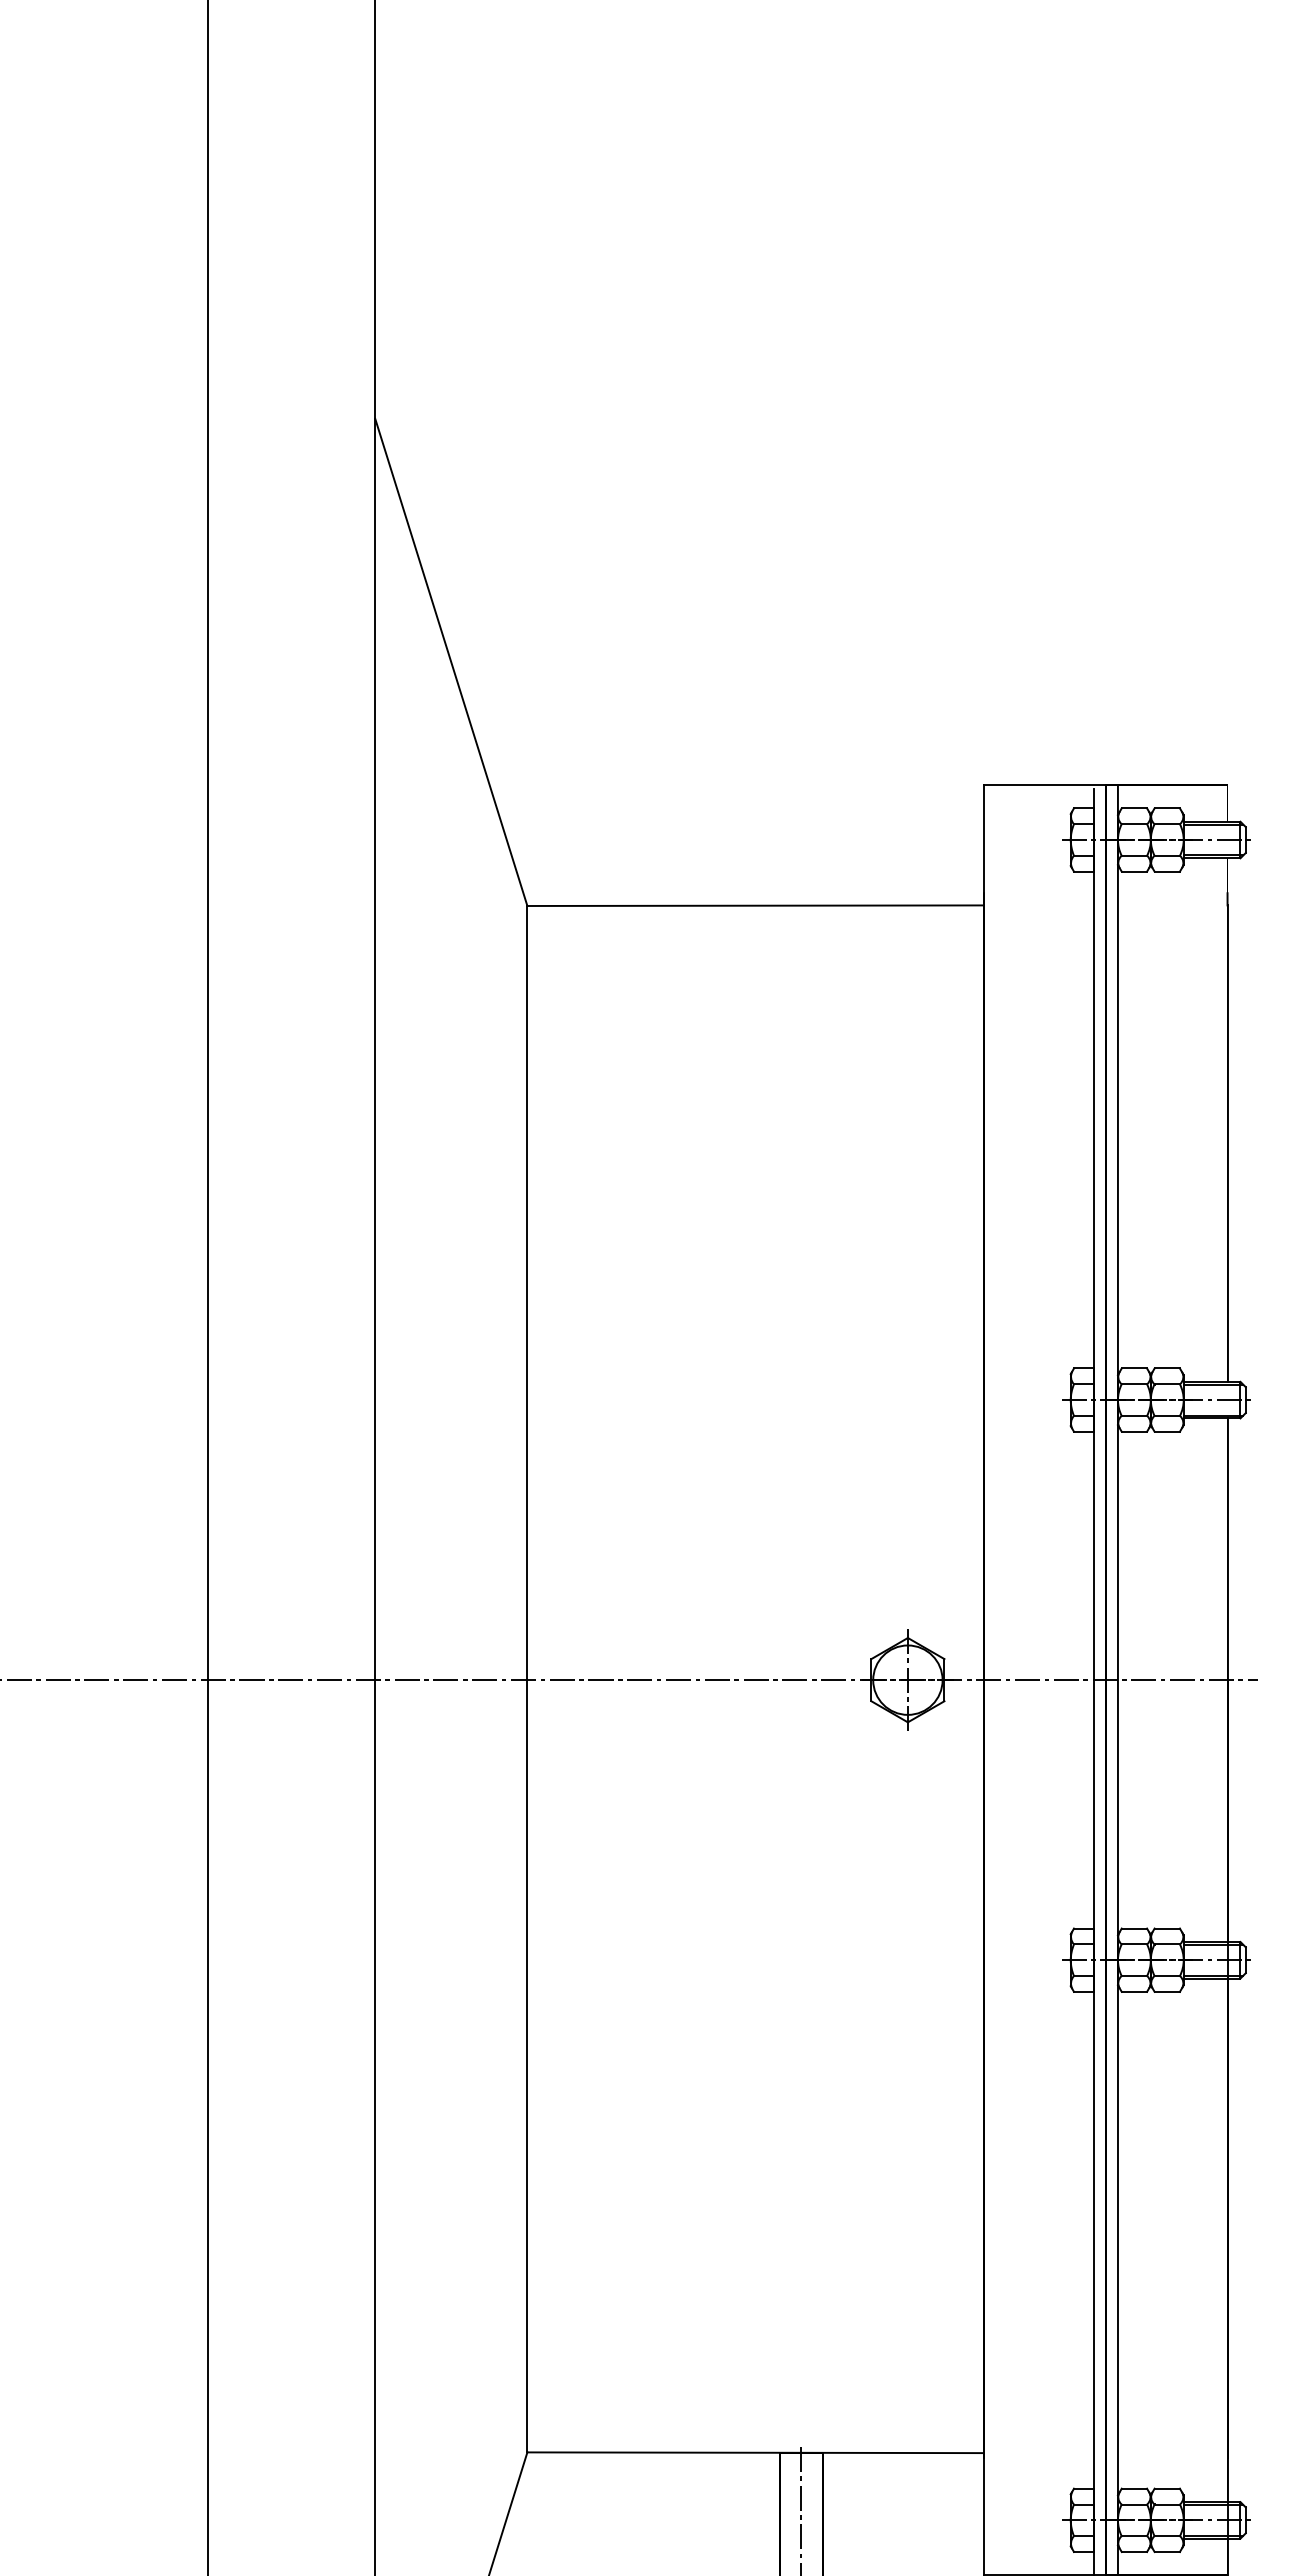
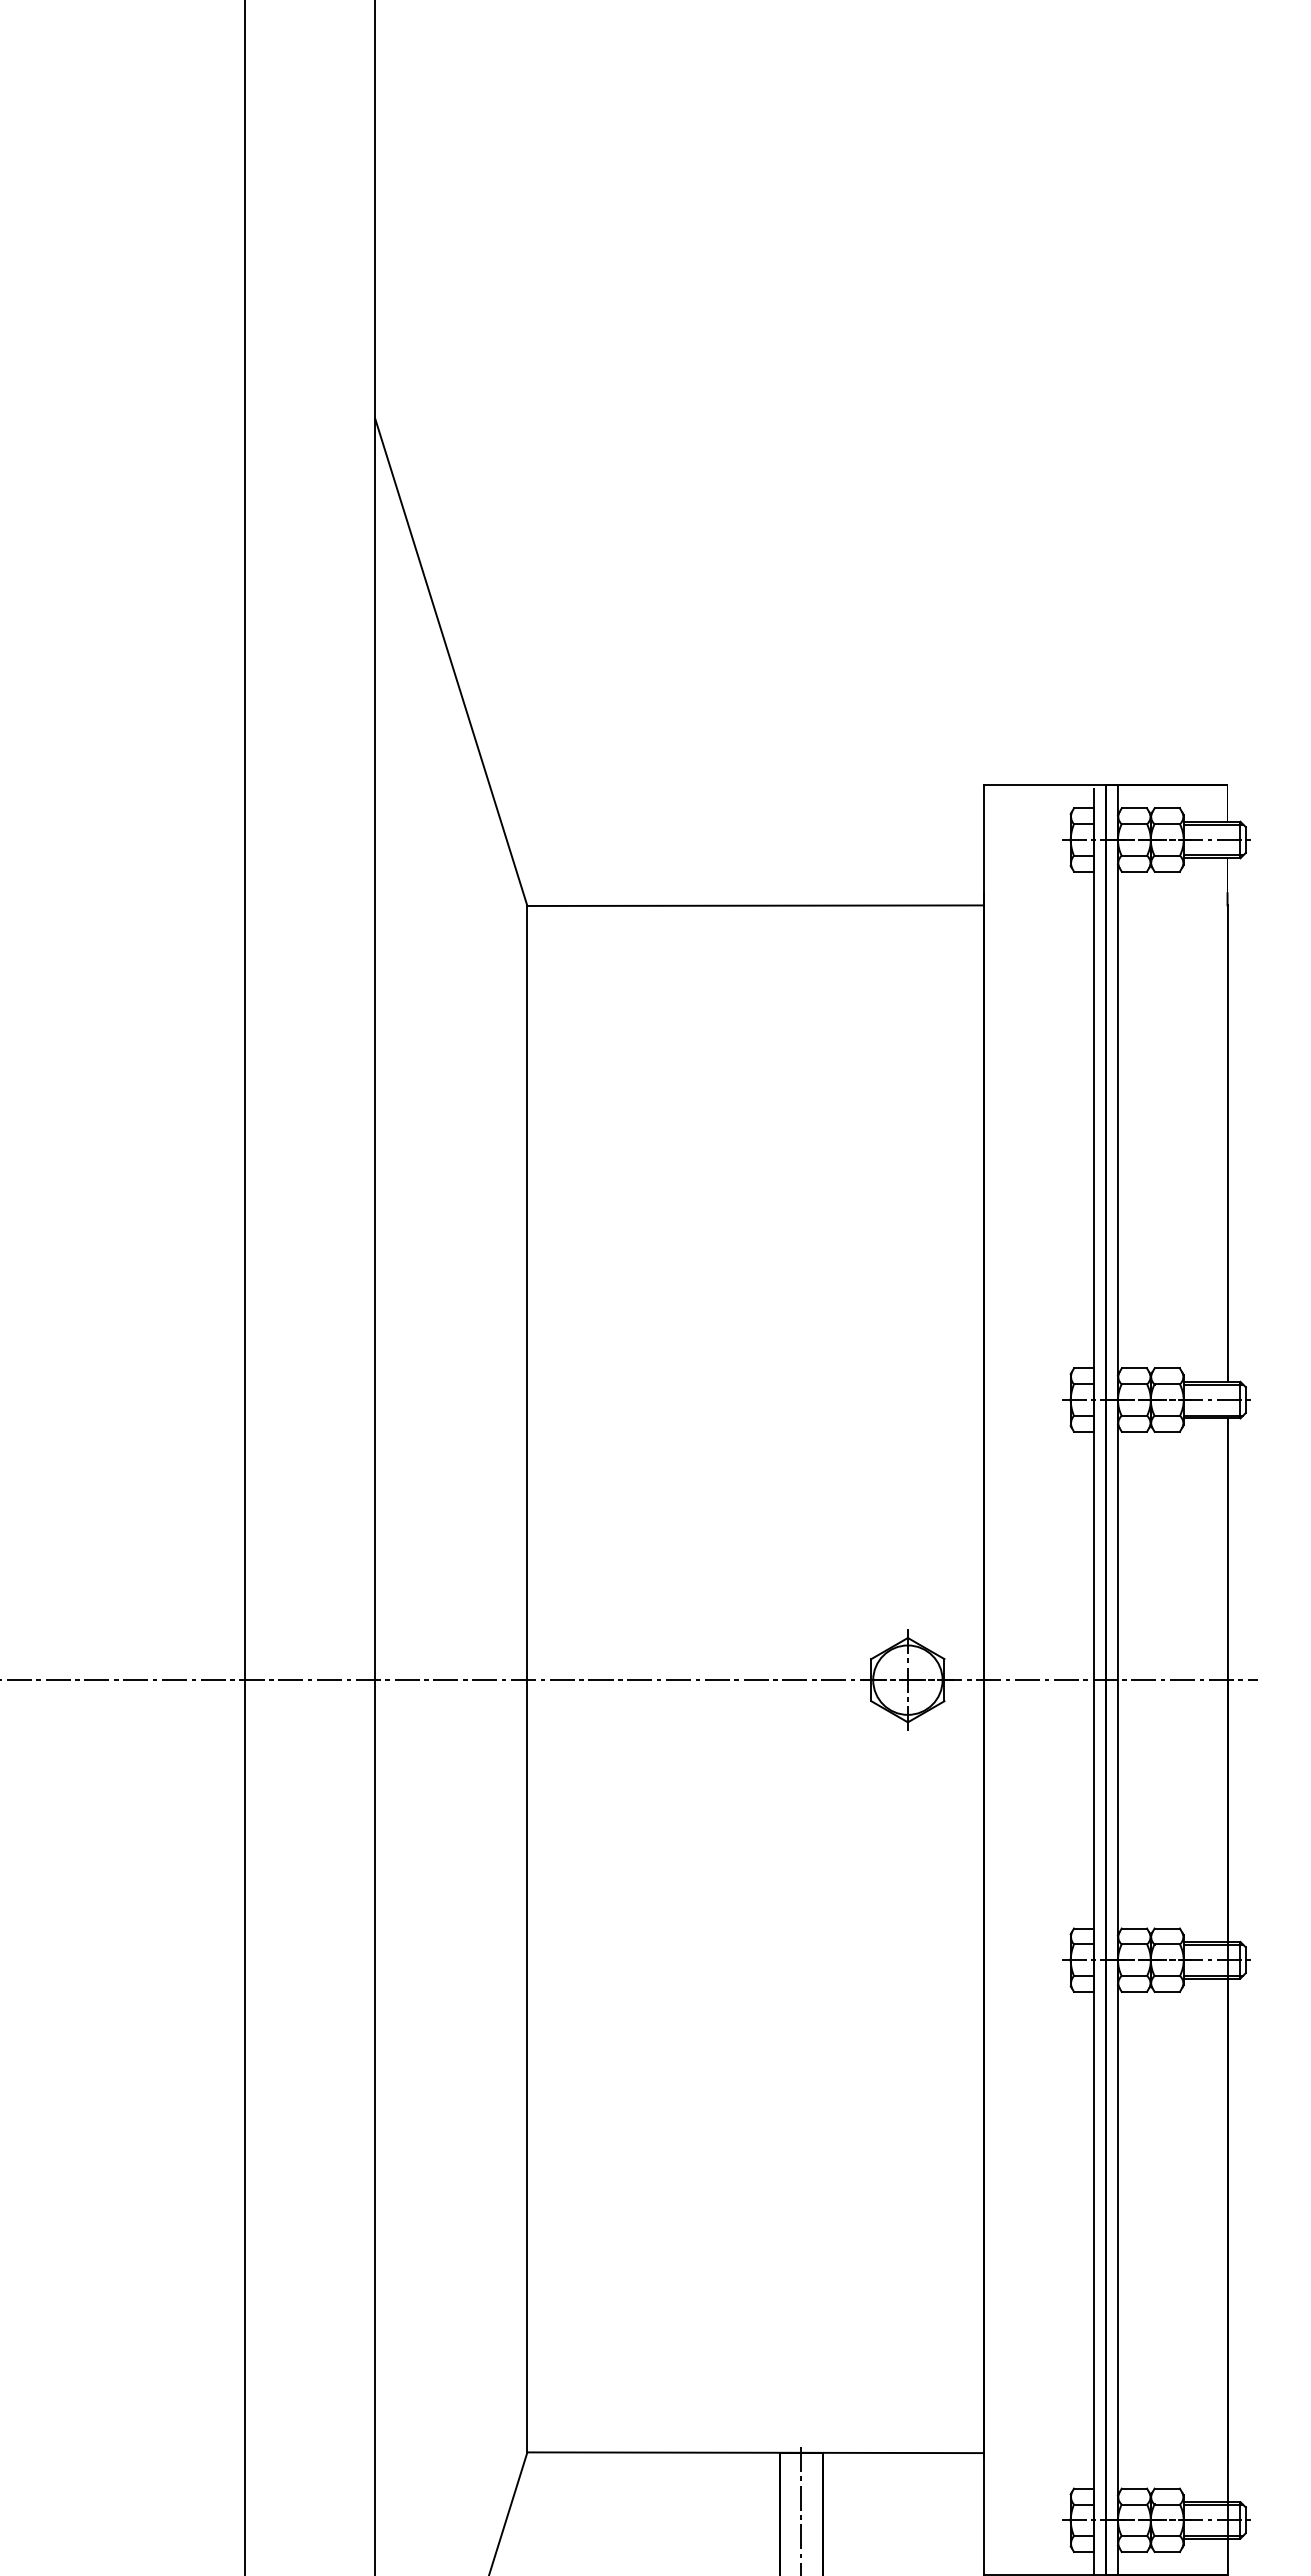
line position: (207, 1287) -> (244, 1287) (244, 1287)
